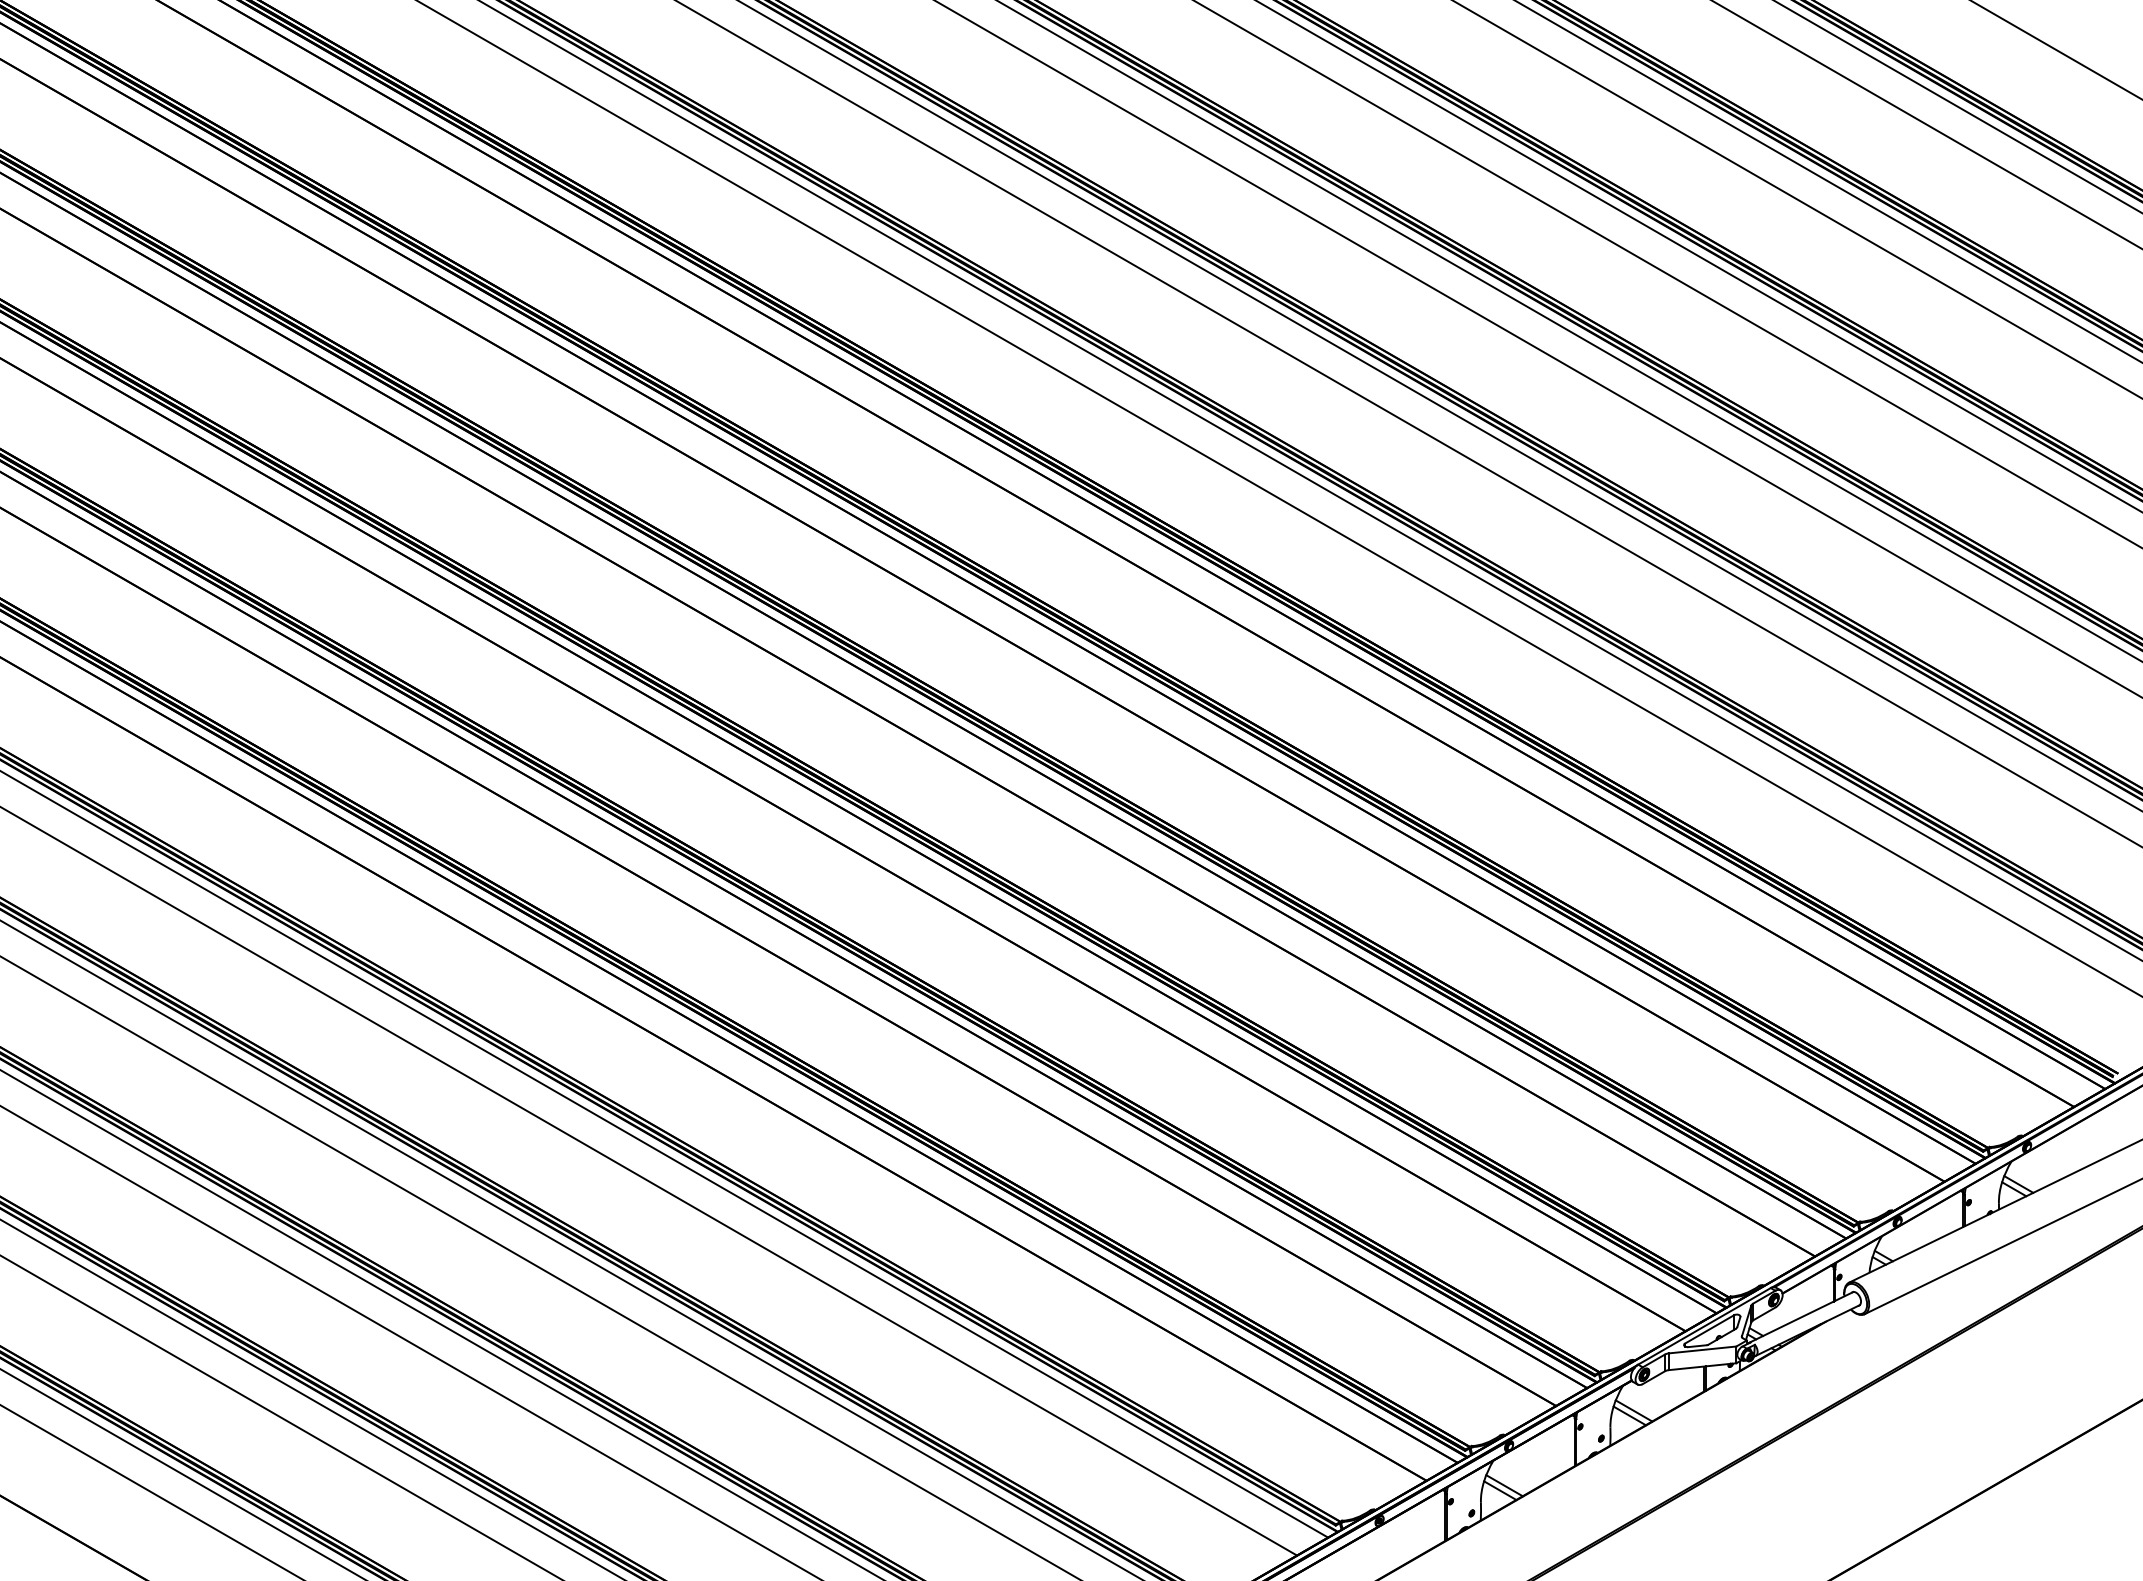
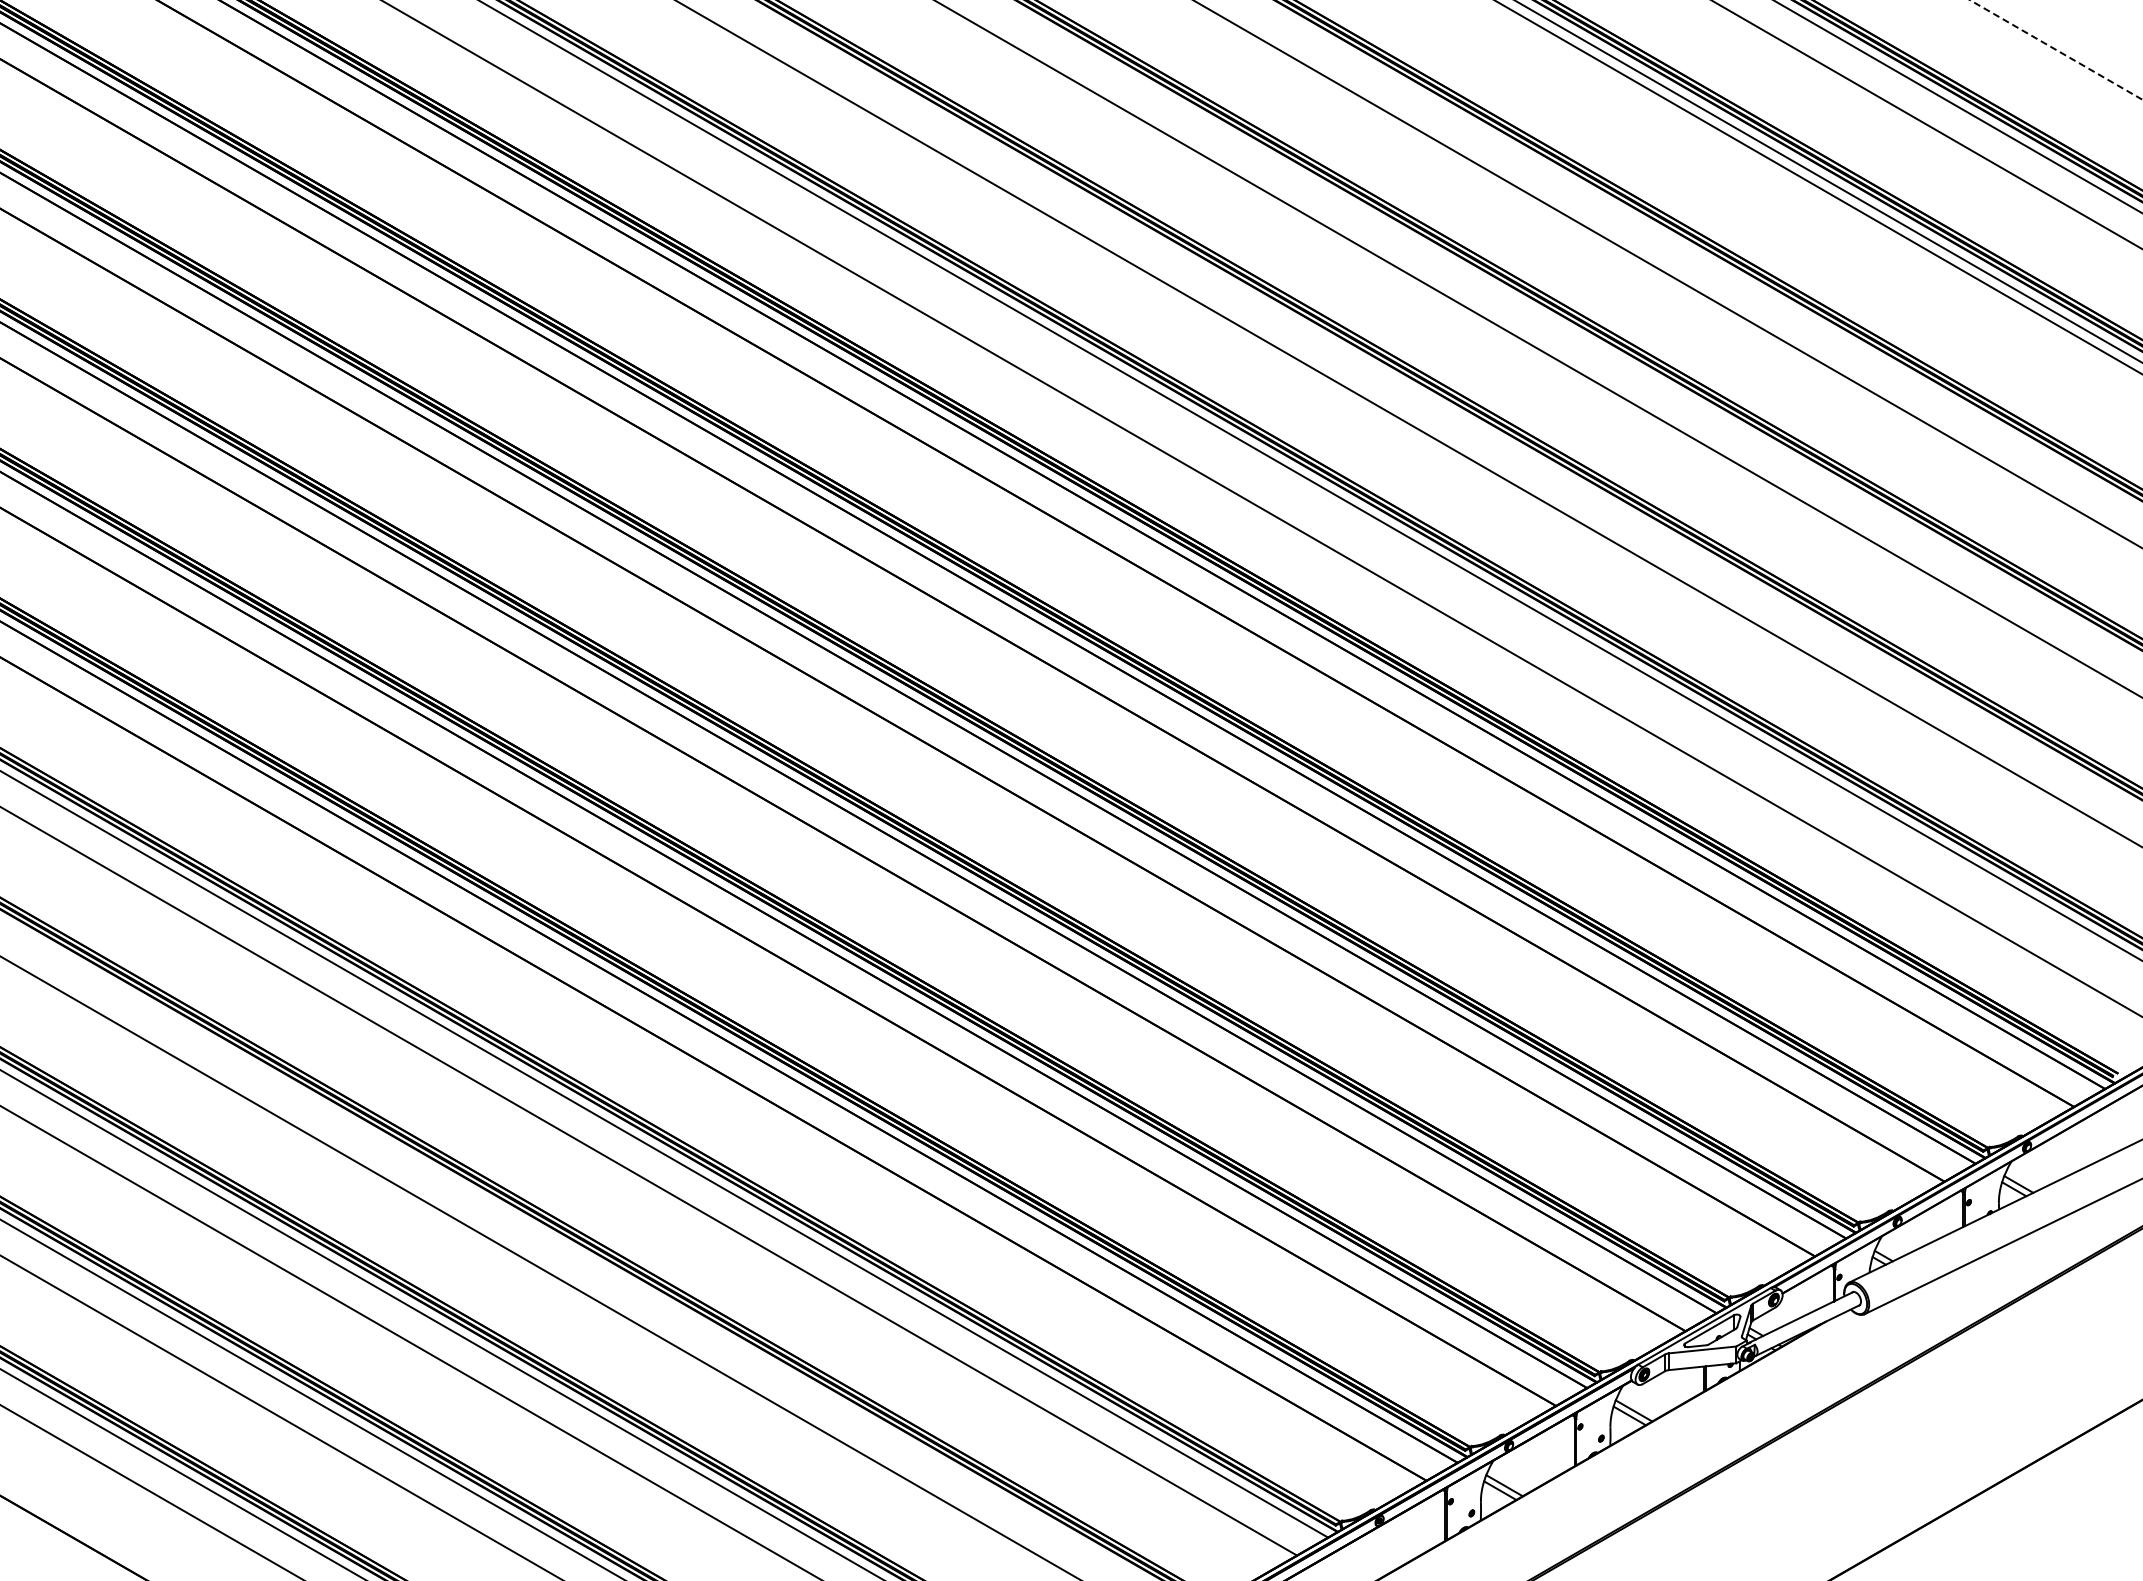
line: solid -> dashed (2055, 49)
line position: (1797, 199) -> (1818, 187) (1818, 187)
line: present -> none (1698, 256)
line: present -> none (1569, 331)
line: present -> none (1439, 405)
line position: (1279, 498) -> (1262, 508) (1262, 508)
line: present -> none (570, 1249)
